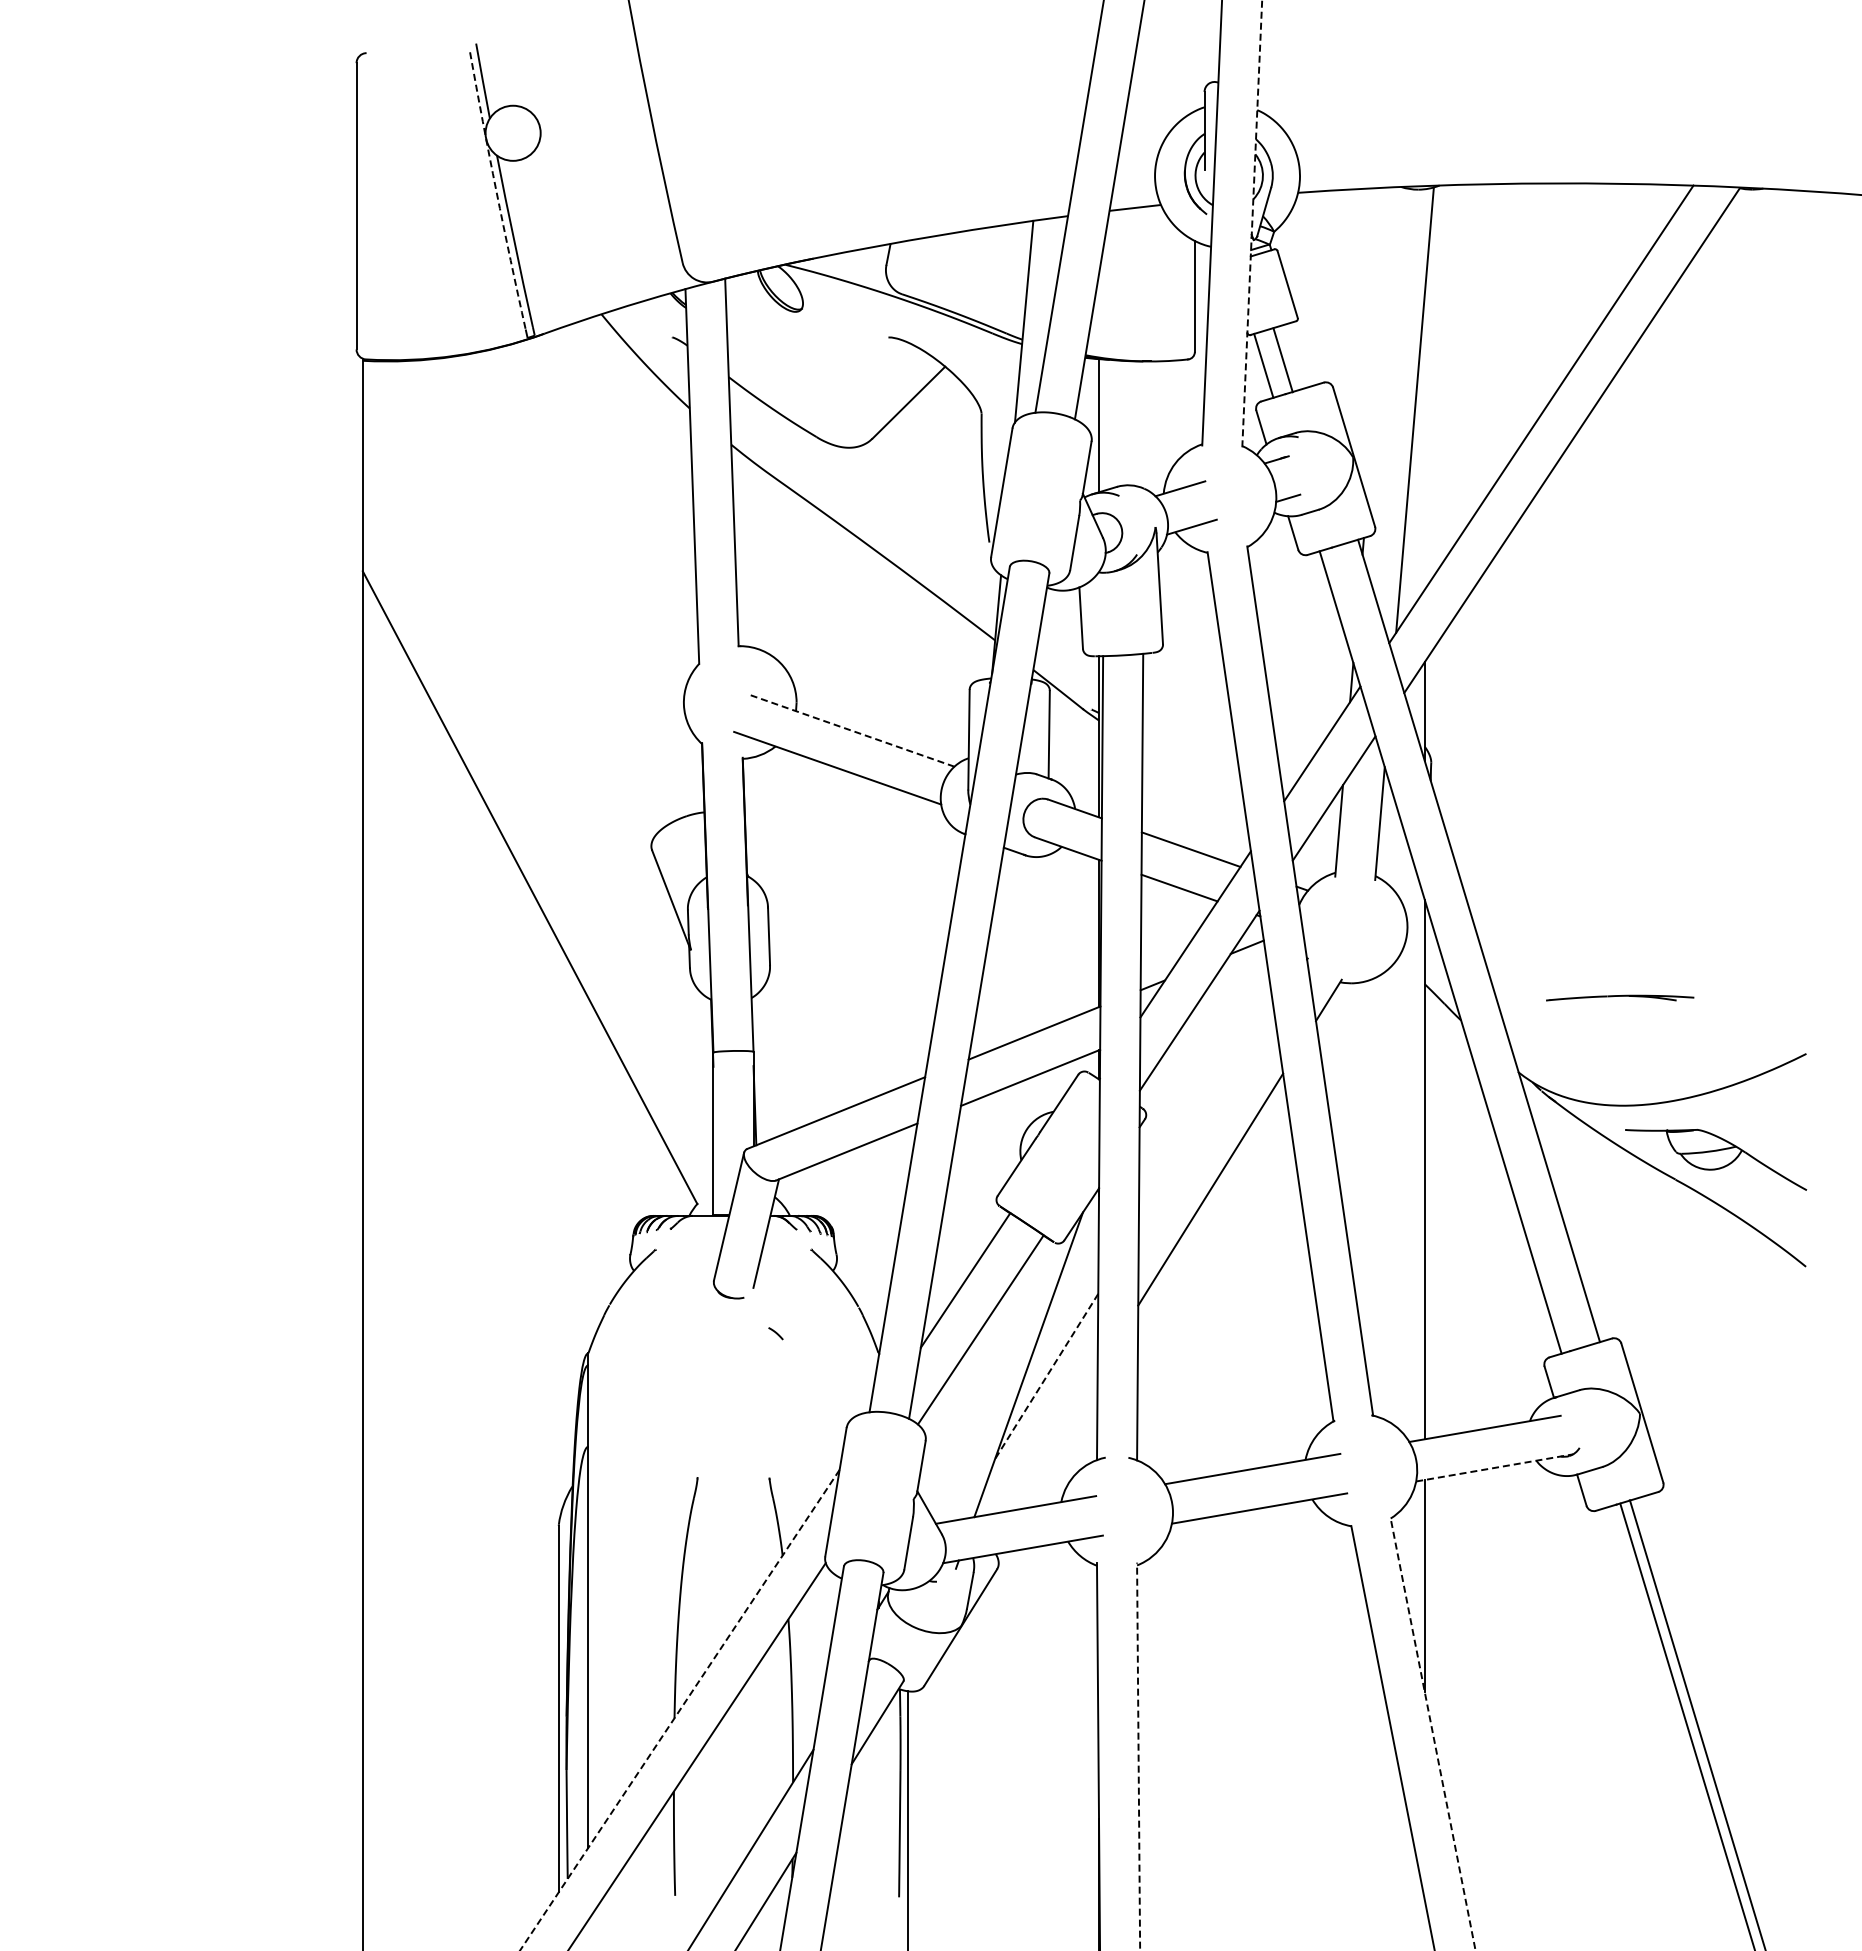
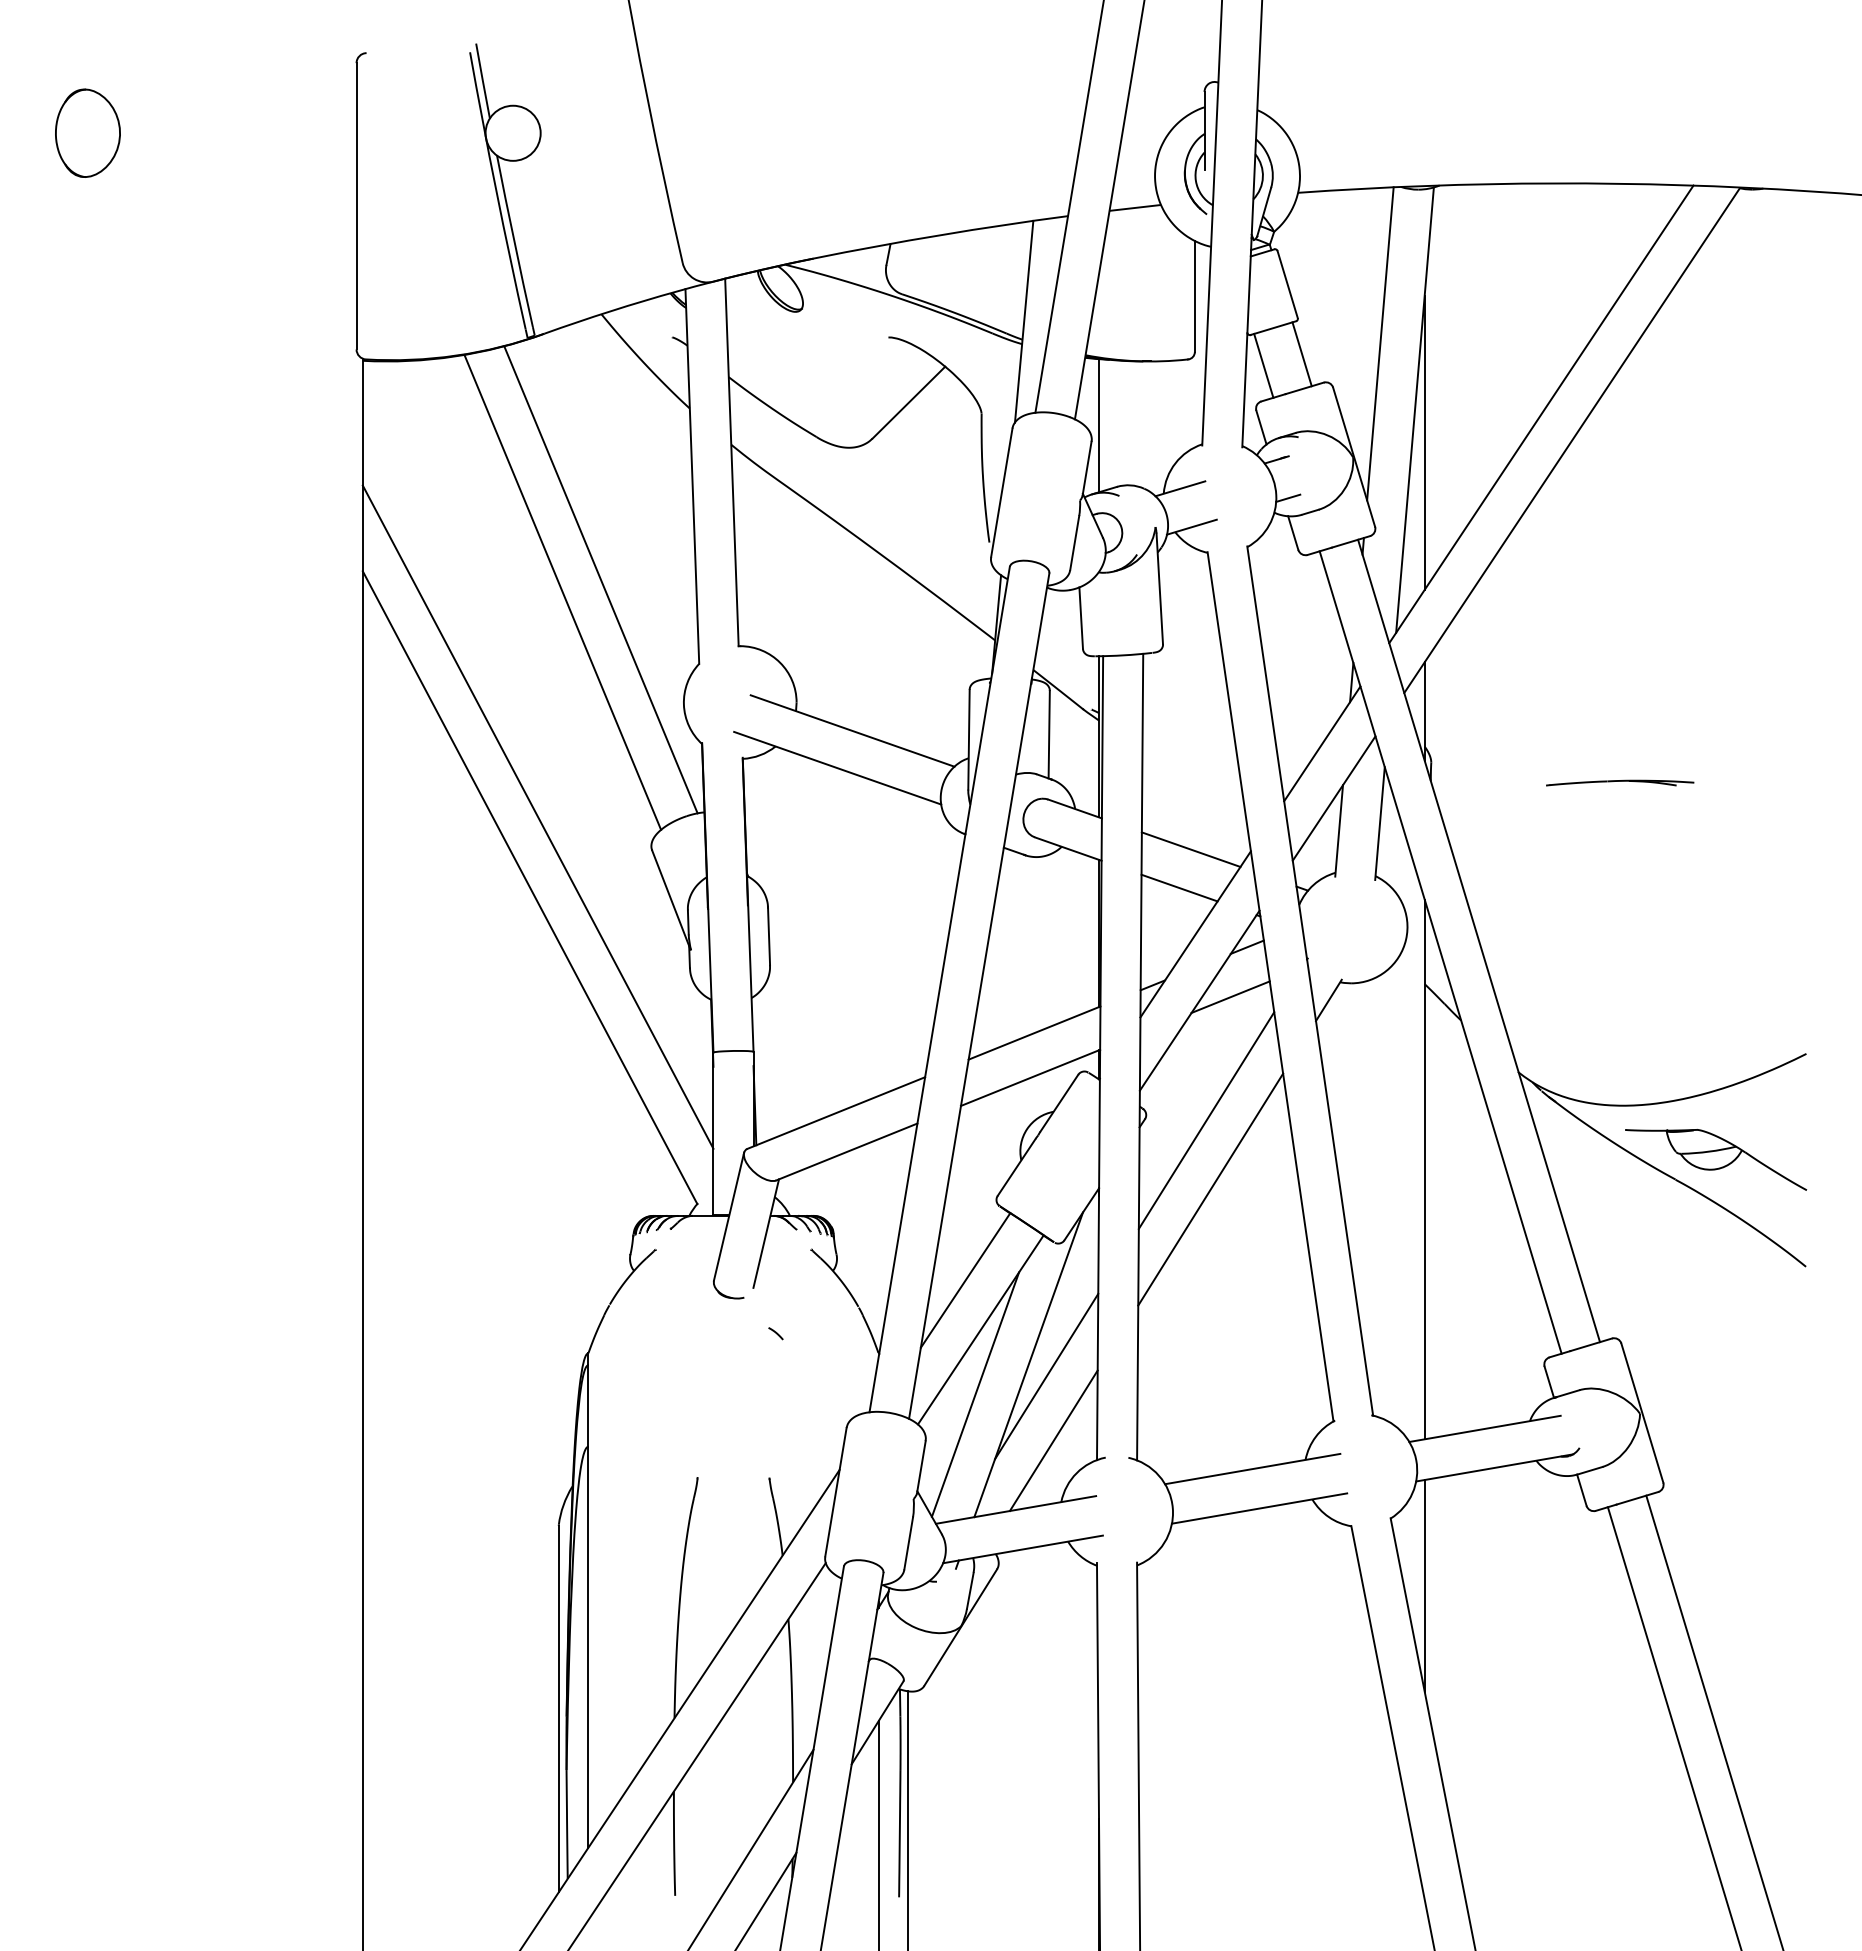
part: none -> present (87, 132)
arc: dashed -> solid (496, 191)
line: dashed -> solid (1252, 223)
line: none -> present (1380, 343)
line position: (1282, 360) -> (1301, 354) (1301, 354)
line: none -> present (1424, 442)
line: none -> present (600, 579)
line: none -> present (562, 591)
line: dashed -> solid (852, 731)
line: none -> present (537, 816)
line: none -> present (1230, 996)
part position: (1620, 997) -> (1620, 782) (1620, 782)
line: none -> present (1206, 1120)
line: dashed -> solid (1046, 1376)
line: none -> present (975, 1394)
line: none -> present (1053, 1440)
line: dashed -> solid (1494, 1467)
line: dashed -> solid (679, 1710)
line position: (1696, 1723) -> (1673, 1727) (1673, 1727)
line position: (1686, 1725) -> (1714, 1721) (1714, 1721)
line: dashed -> solid (1433, 1734)
line: dashed -> solid (1138, 1756)
line: none -> present (878, 1834)
